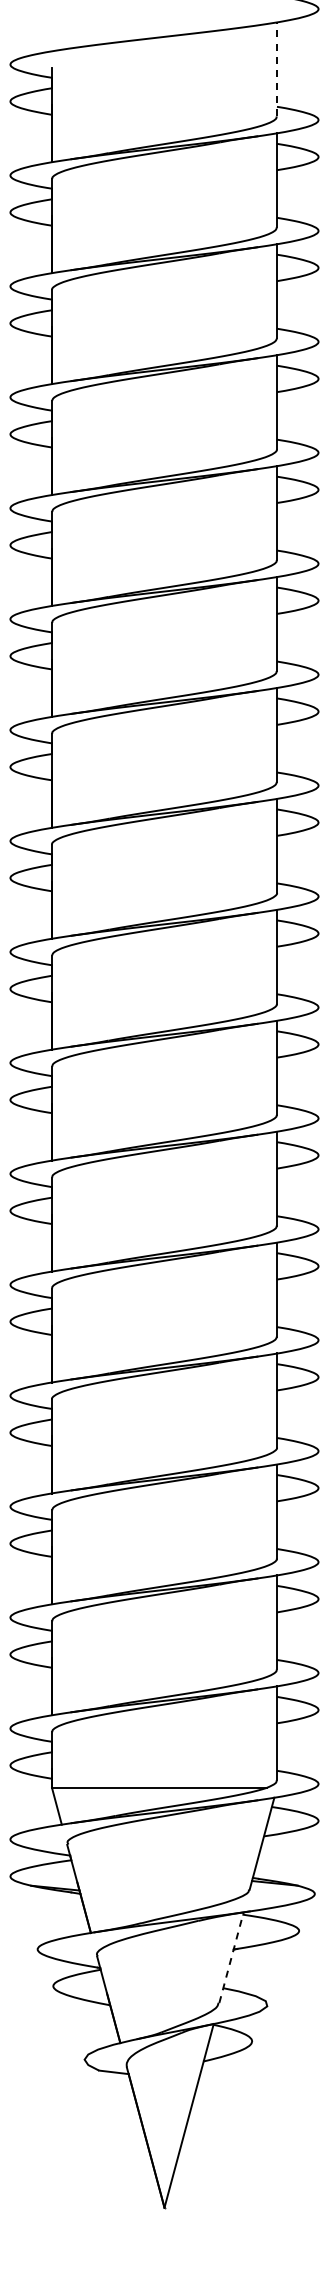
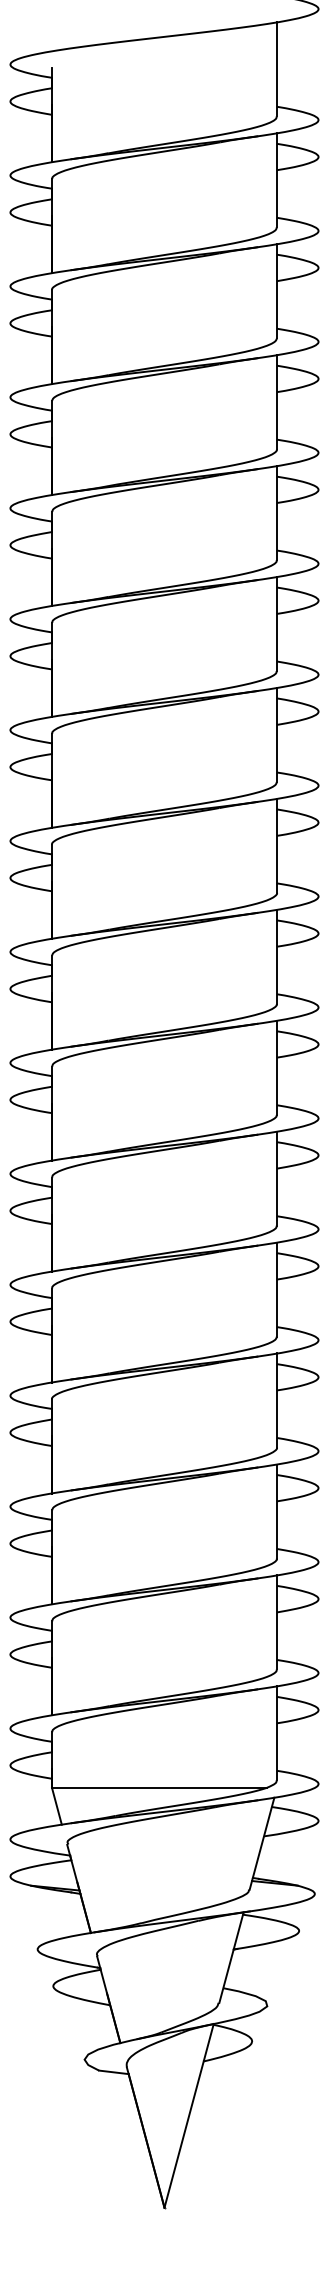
line: dashed -> solid (276, 68)
line: dashed -> solid (231, 1957)
